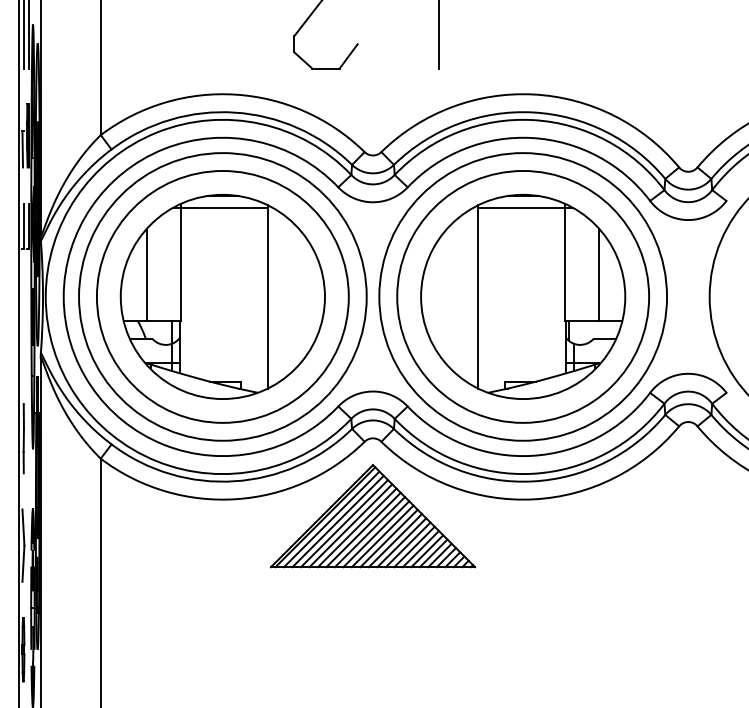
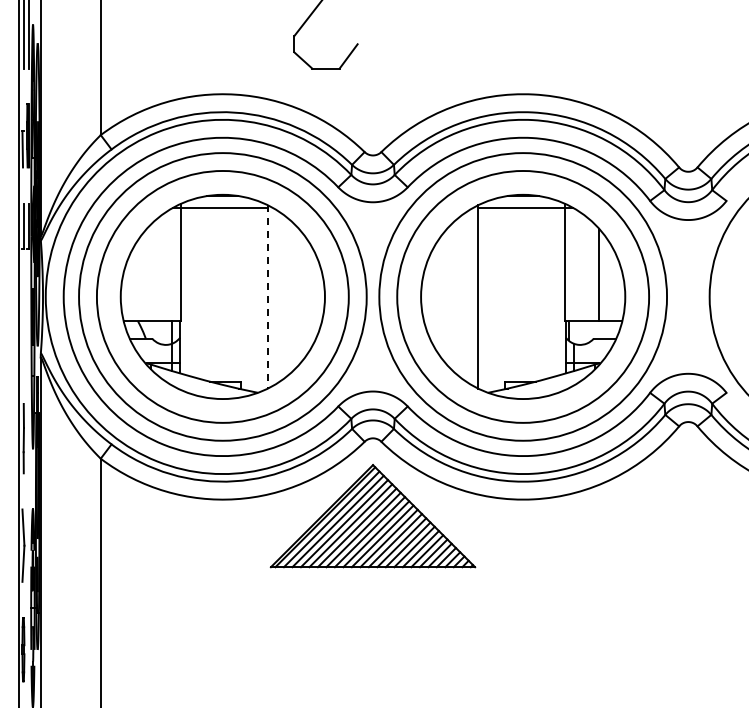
line: present -> none (439, 35)
line: present -> none (146, 274)
line: solid -> dashed (267, 296)
